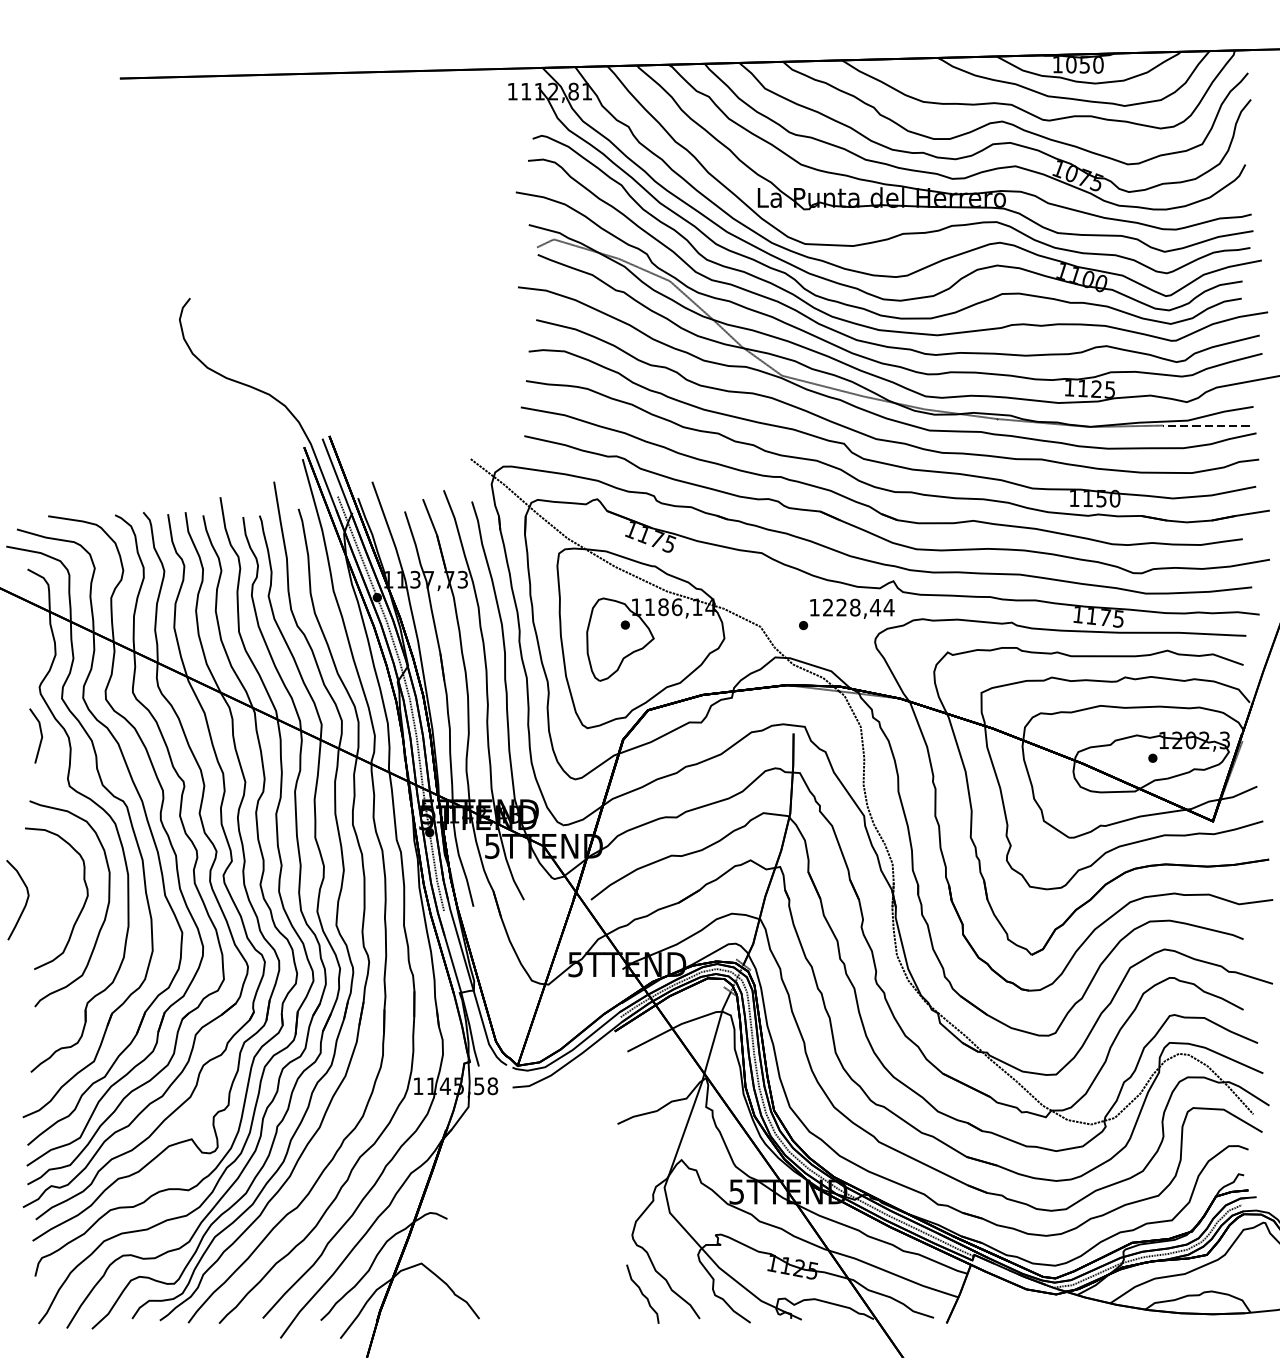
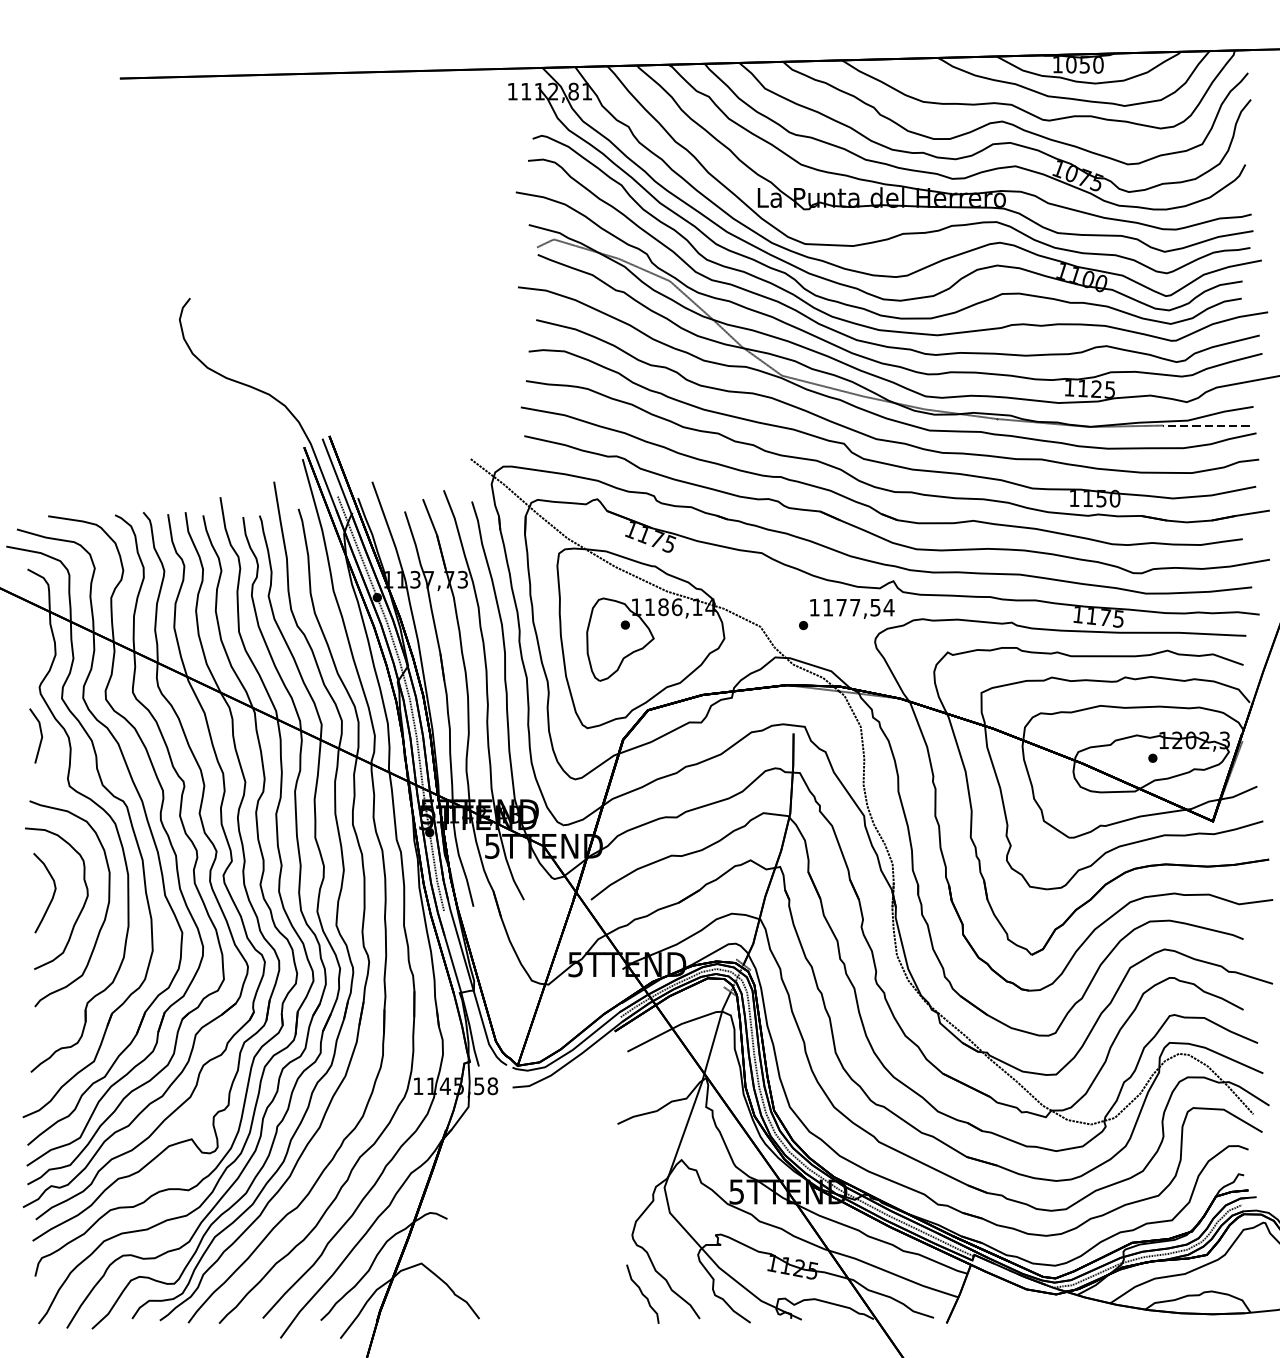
text: 1228,44 -> 1177,54 (852, 607)
part position: (25, 902) -> (52, 895) (52, 895)
